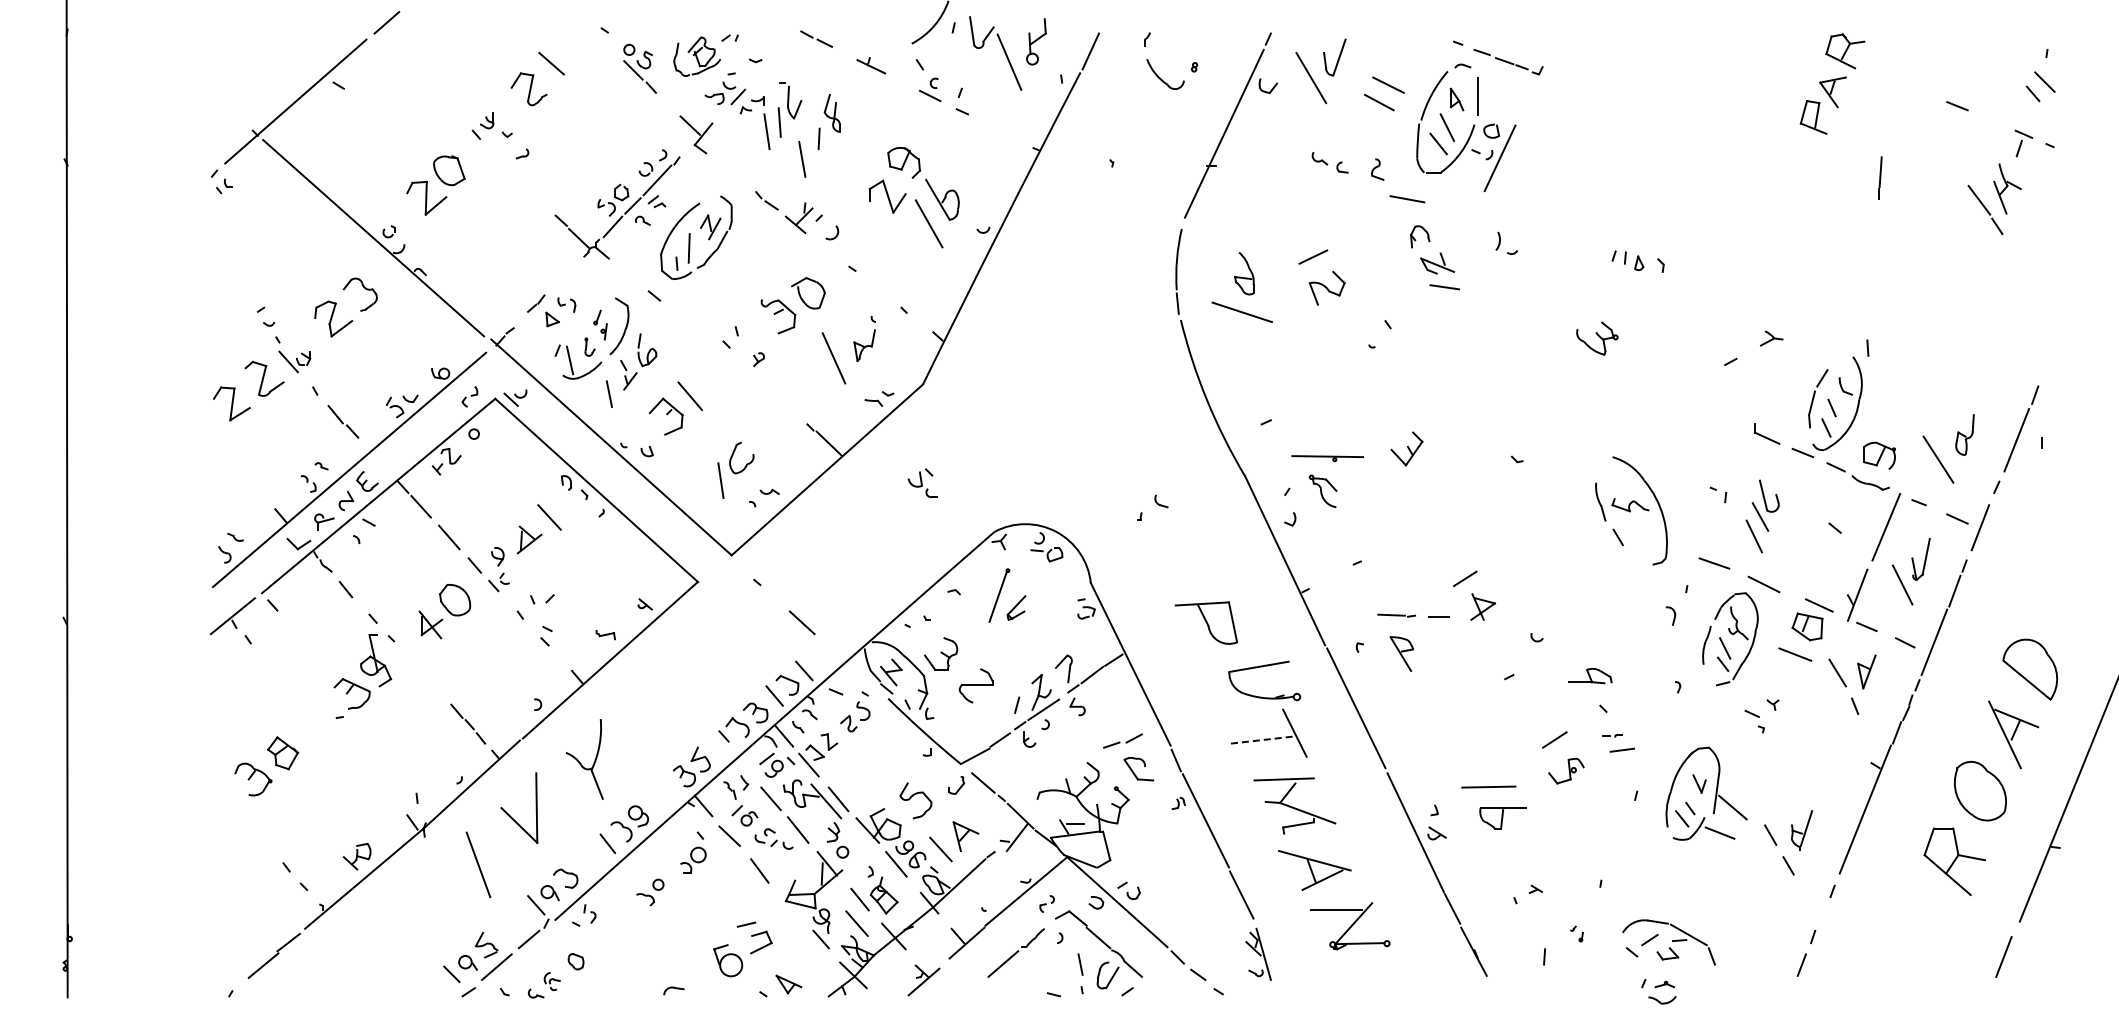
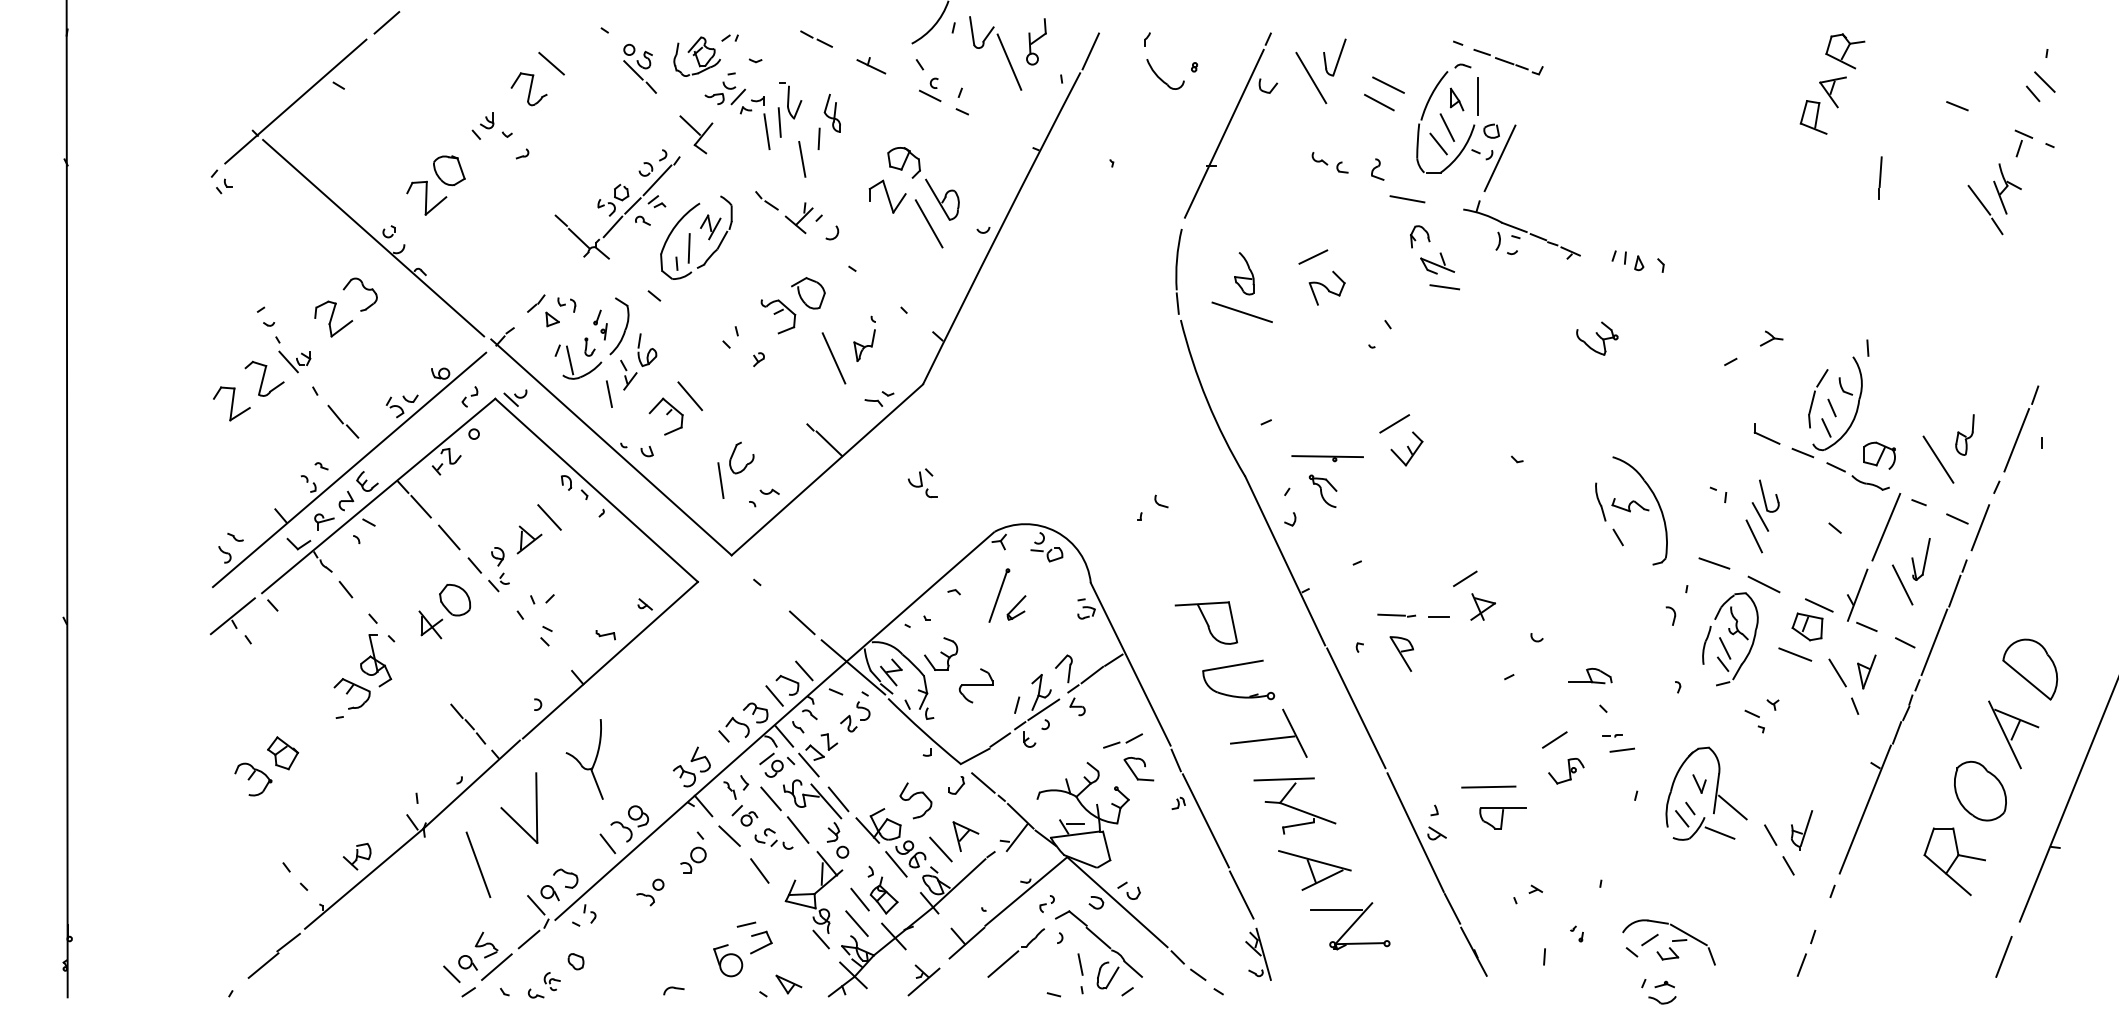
part: none -> present (1521, 229)
line: none -> present (1394, 423)
line: none -> present (853, 667)
part position: (1262, 667) -> (1236, 666) (1236, 666)
line: dashed -> solid (1262, 740)
